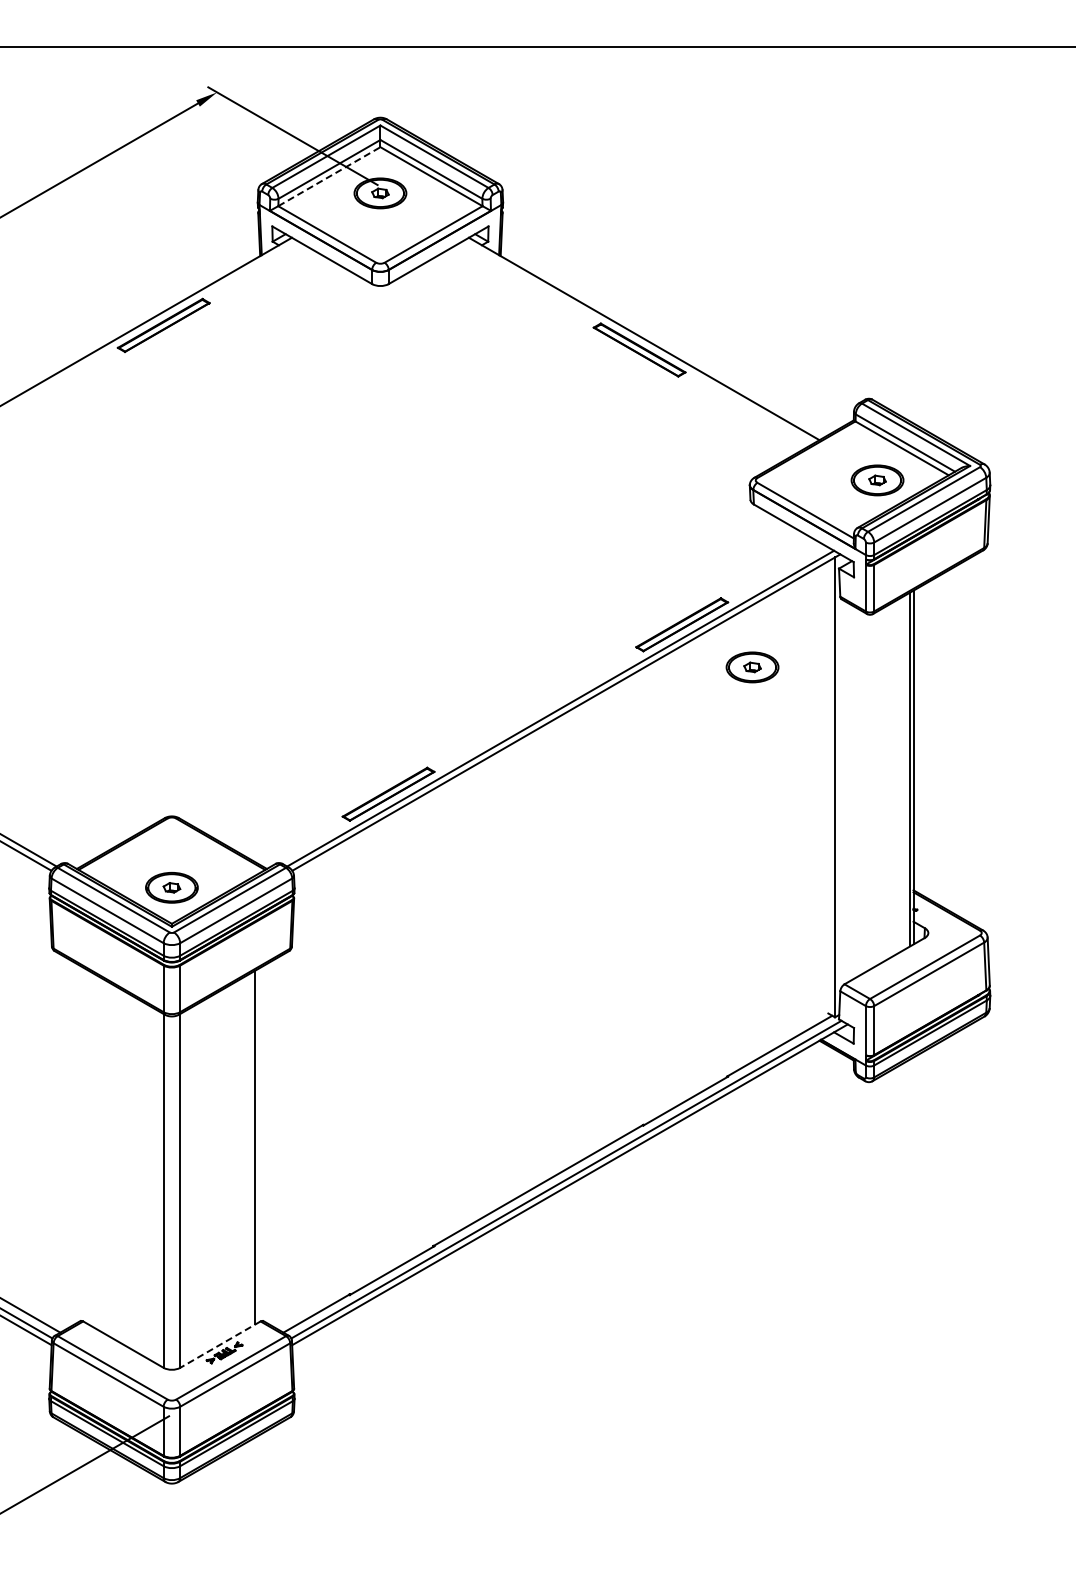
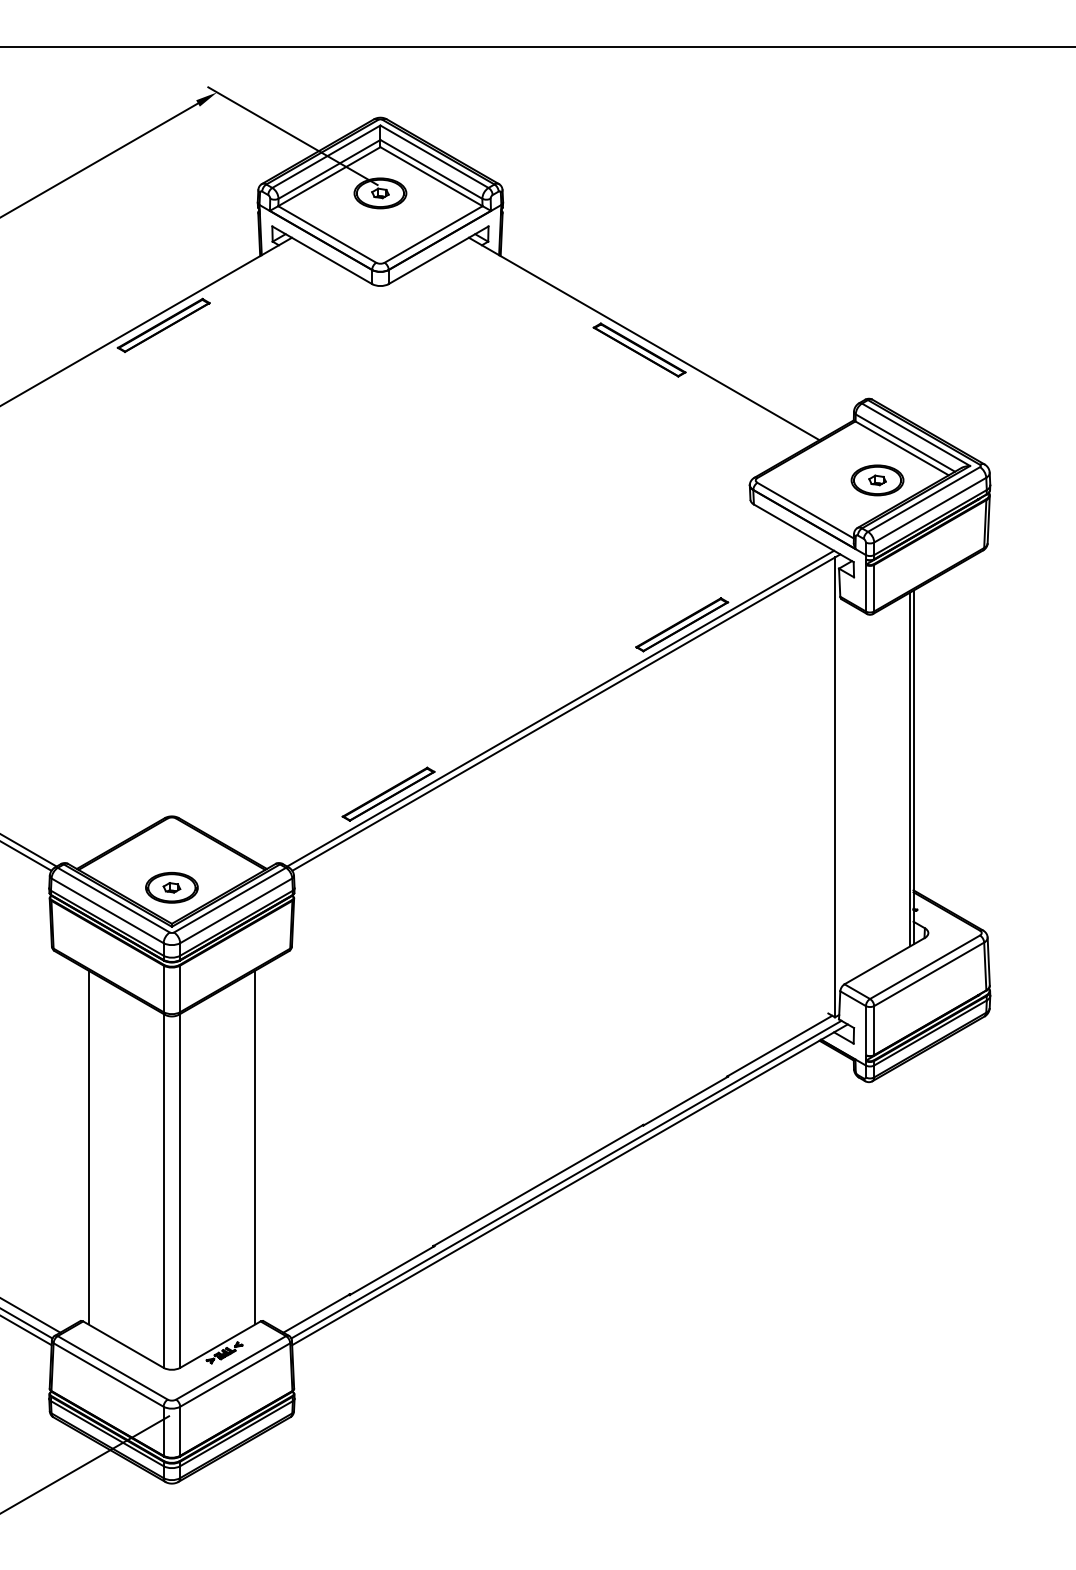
line: dashed -> solid (329, 176)
part: present -> none (752, 667)
line: none -> present (88, 1147)
line: dashed -> solid (220, 1344)
